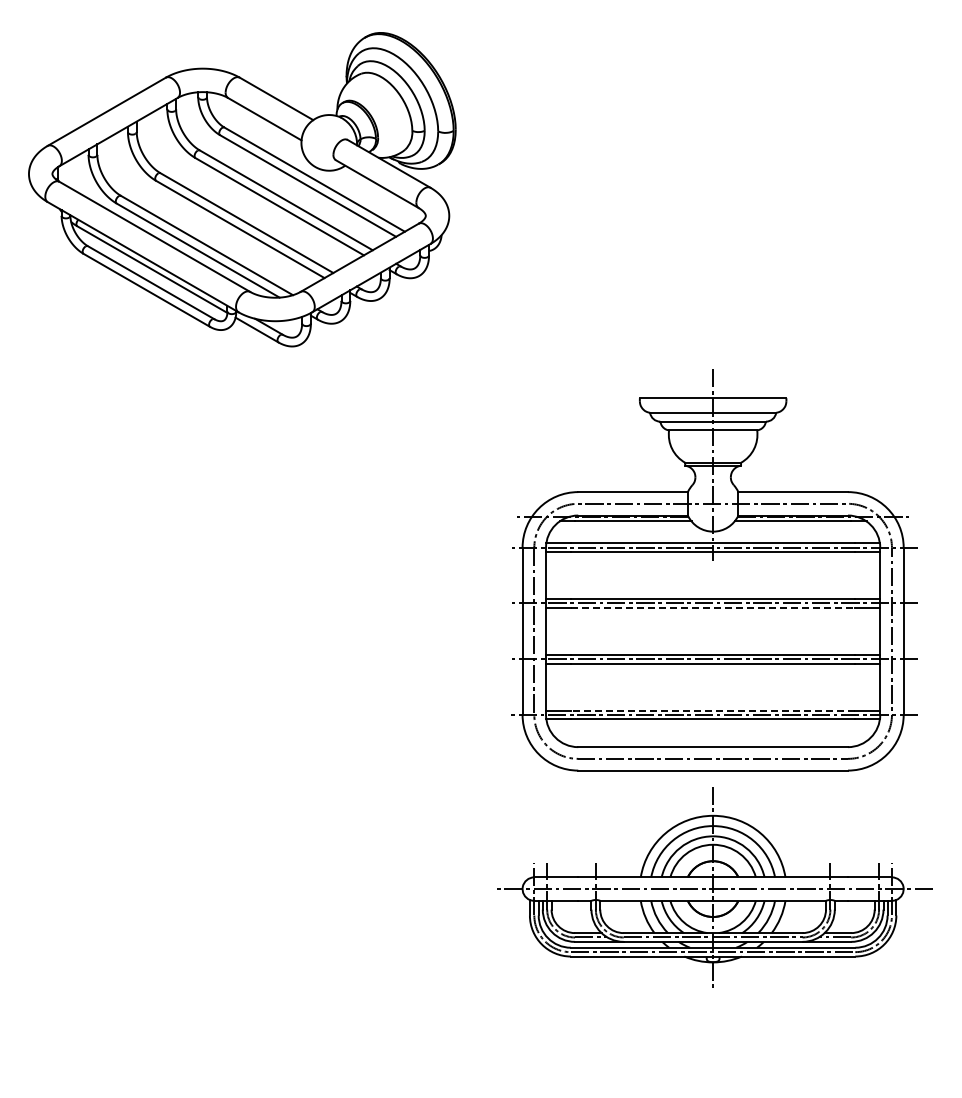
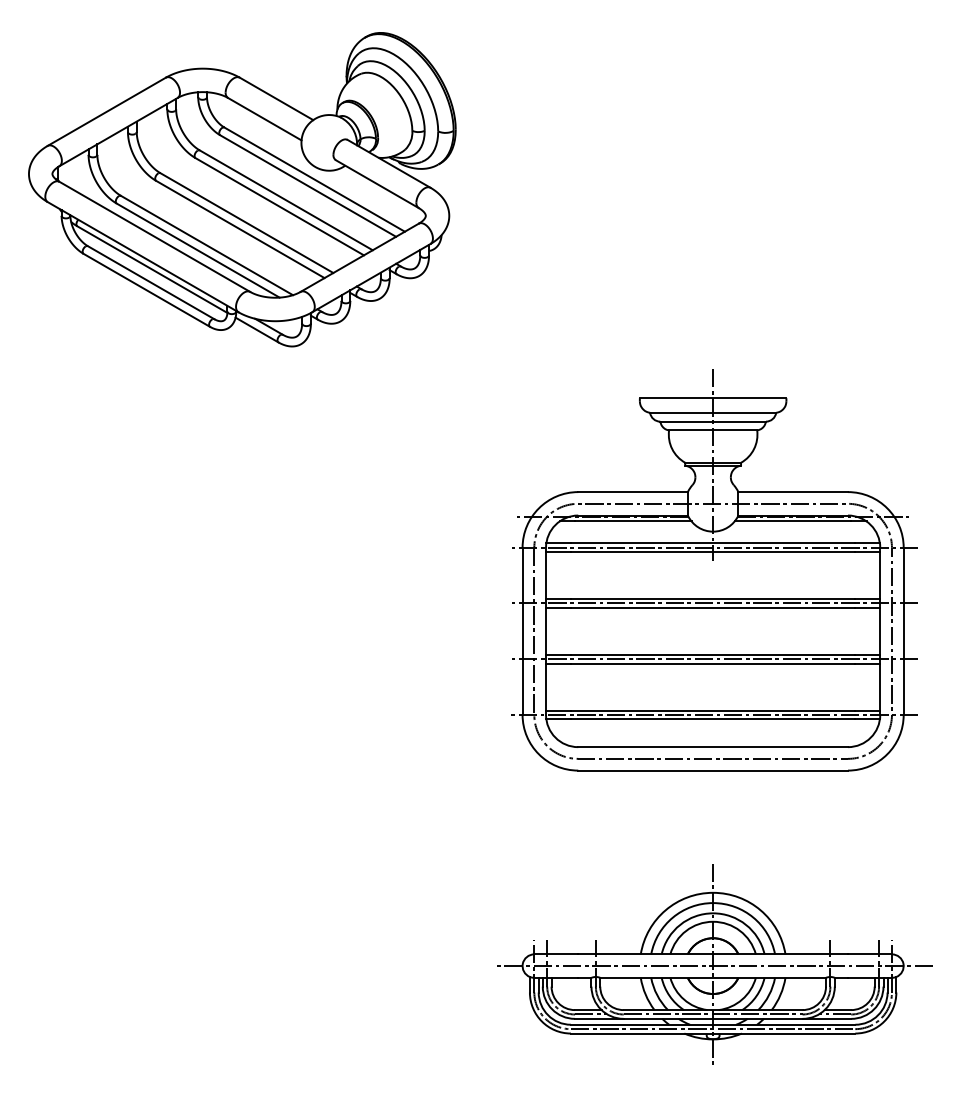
line: dashed -> solid (713, 607)
line: dashed -> solid (712, 710)
part position: (714, 887) -> (714, 964) (714, 964)
